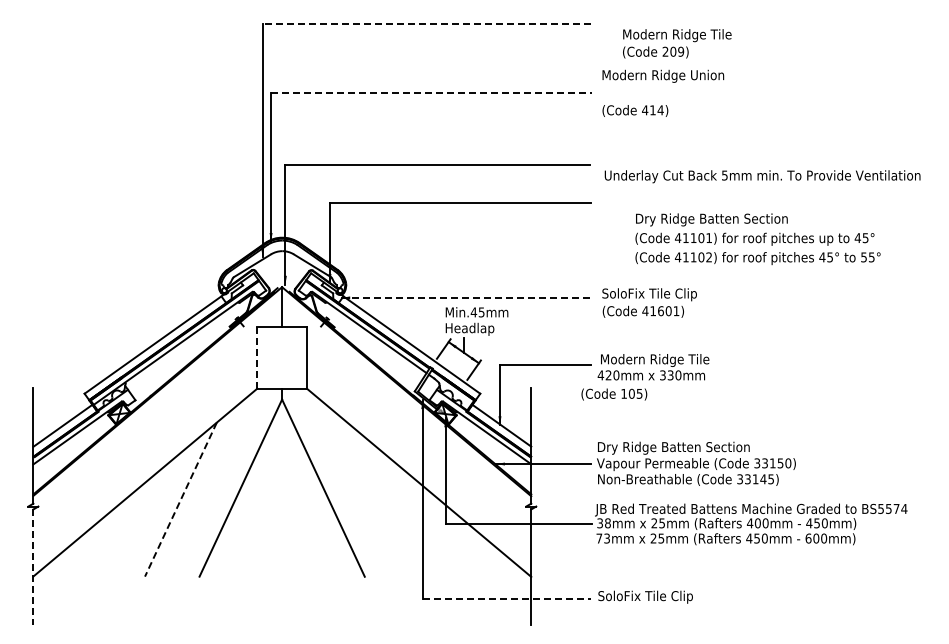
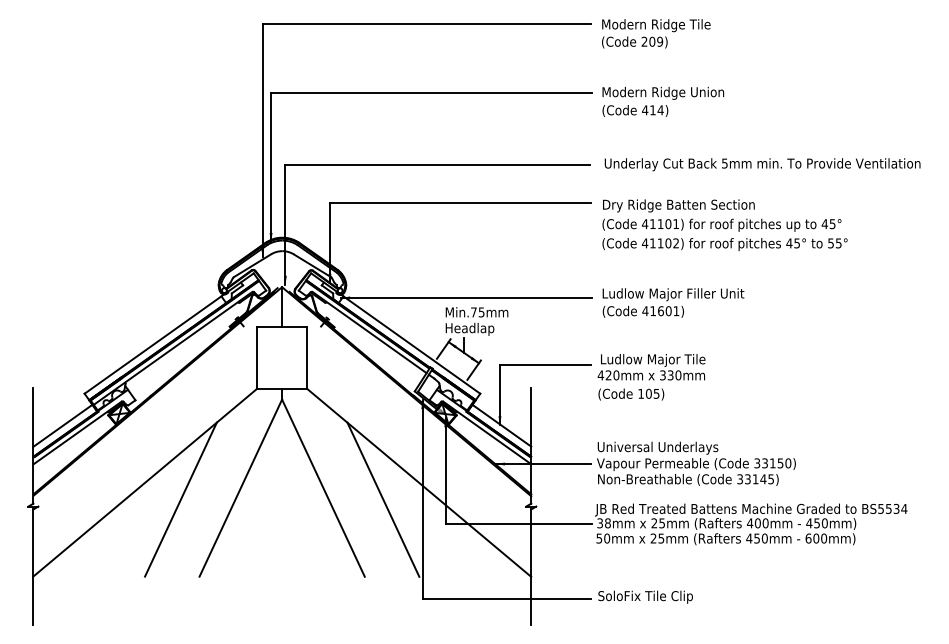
line: dashed -> solid (426, 23)
text position: (677, 43) -> (656, 33) (656, 33)
text position: (663, 75) -> (663, 92) (663, 92)
line: dashed -> solid (431, 92)
text position: (762, 176) -> (762, 164) (762, 164)
text position: (757, 238) -> (724, 224) (724, 224)
text: SoloFix Tile Clip -> Ludlow Major Filler Unit (673, 294)
line: dashed -> solid (466, 297)
text: Min.45mm -> Min.75mm (473, 312)
line: dashed -> solid (257, 358)
text: Modern Ridge Tile -> Ludlow Major Tile (655, 360)
text position: (614, 394) -> (631, 394) (631, 394)
text: Dry Ridge Batten Section -> Universal Underlays (673, 447)
line: dashed -> solid (180, 499)
line: none -> present (383, 499)
text: BS5574 -> BS5534 (896, 508)
text: 73mm -> 50mm (603, 538)
line: dashed -> solid (33, 567)
line: dashed -> solid (507, 598)
